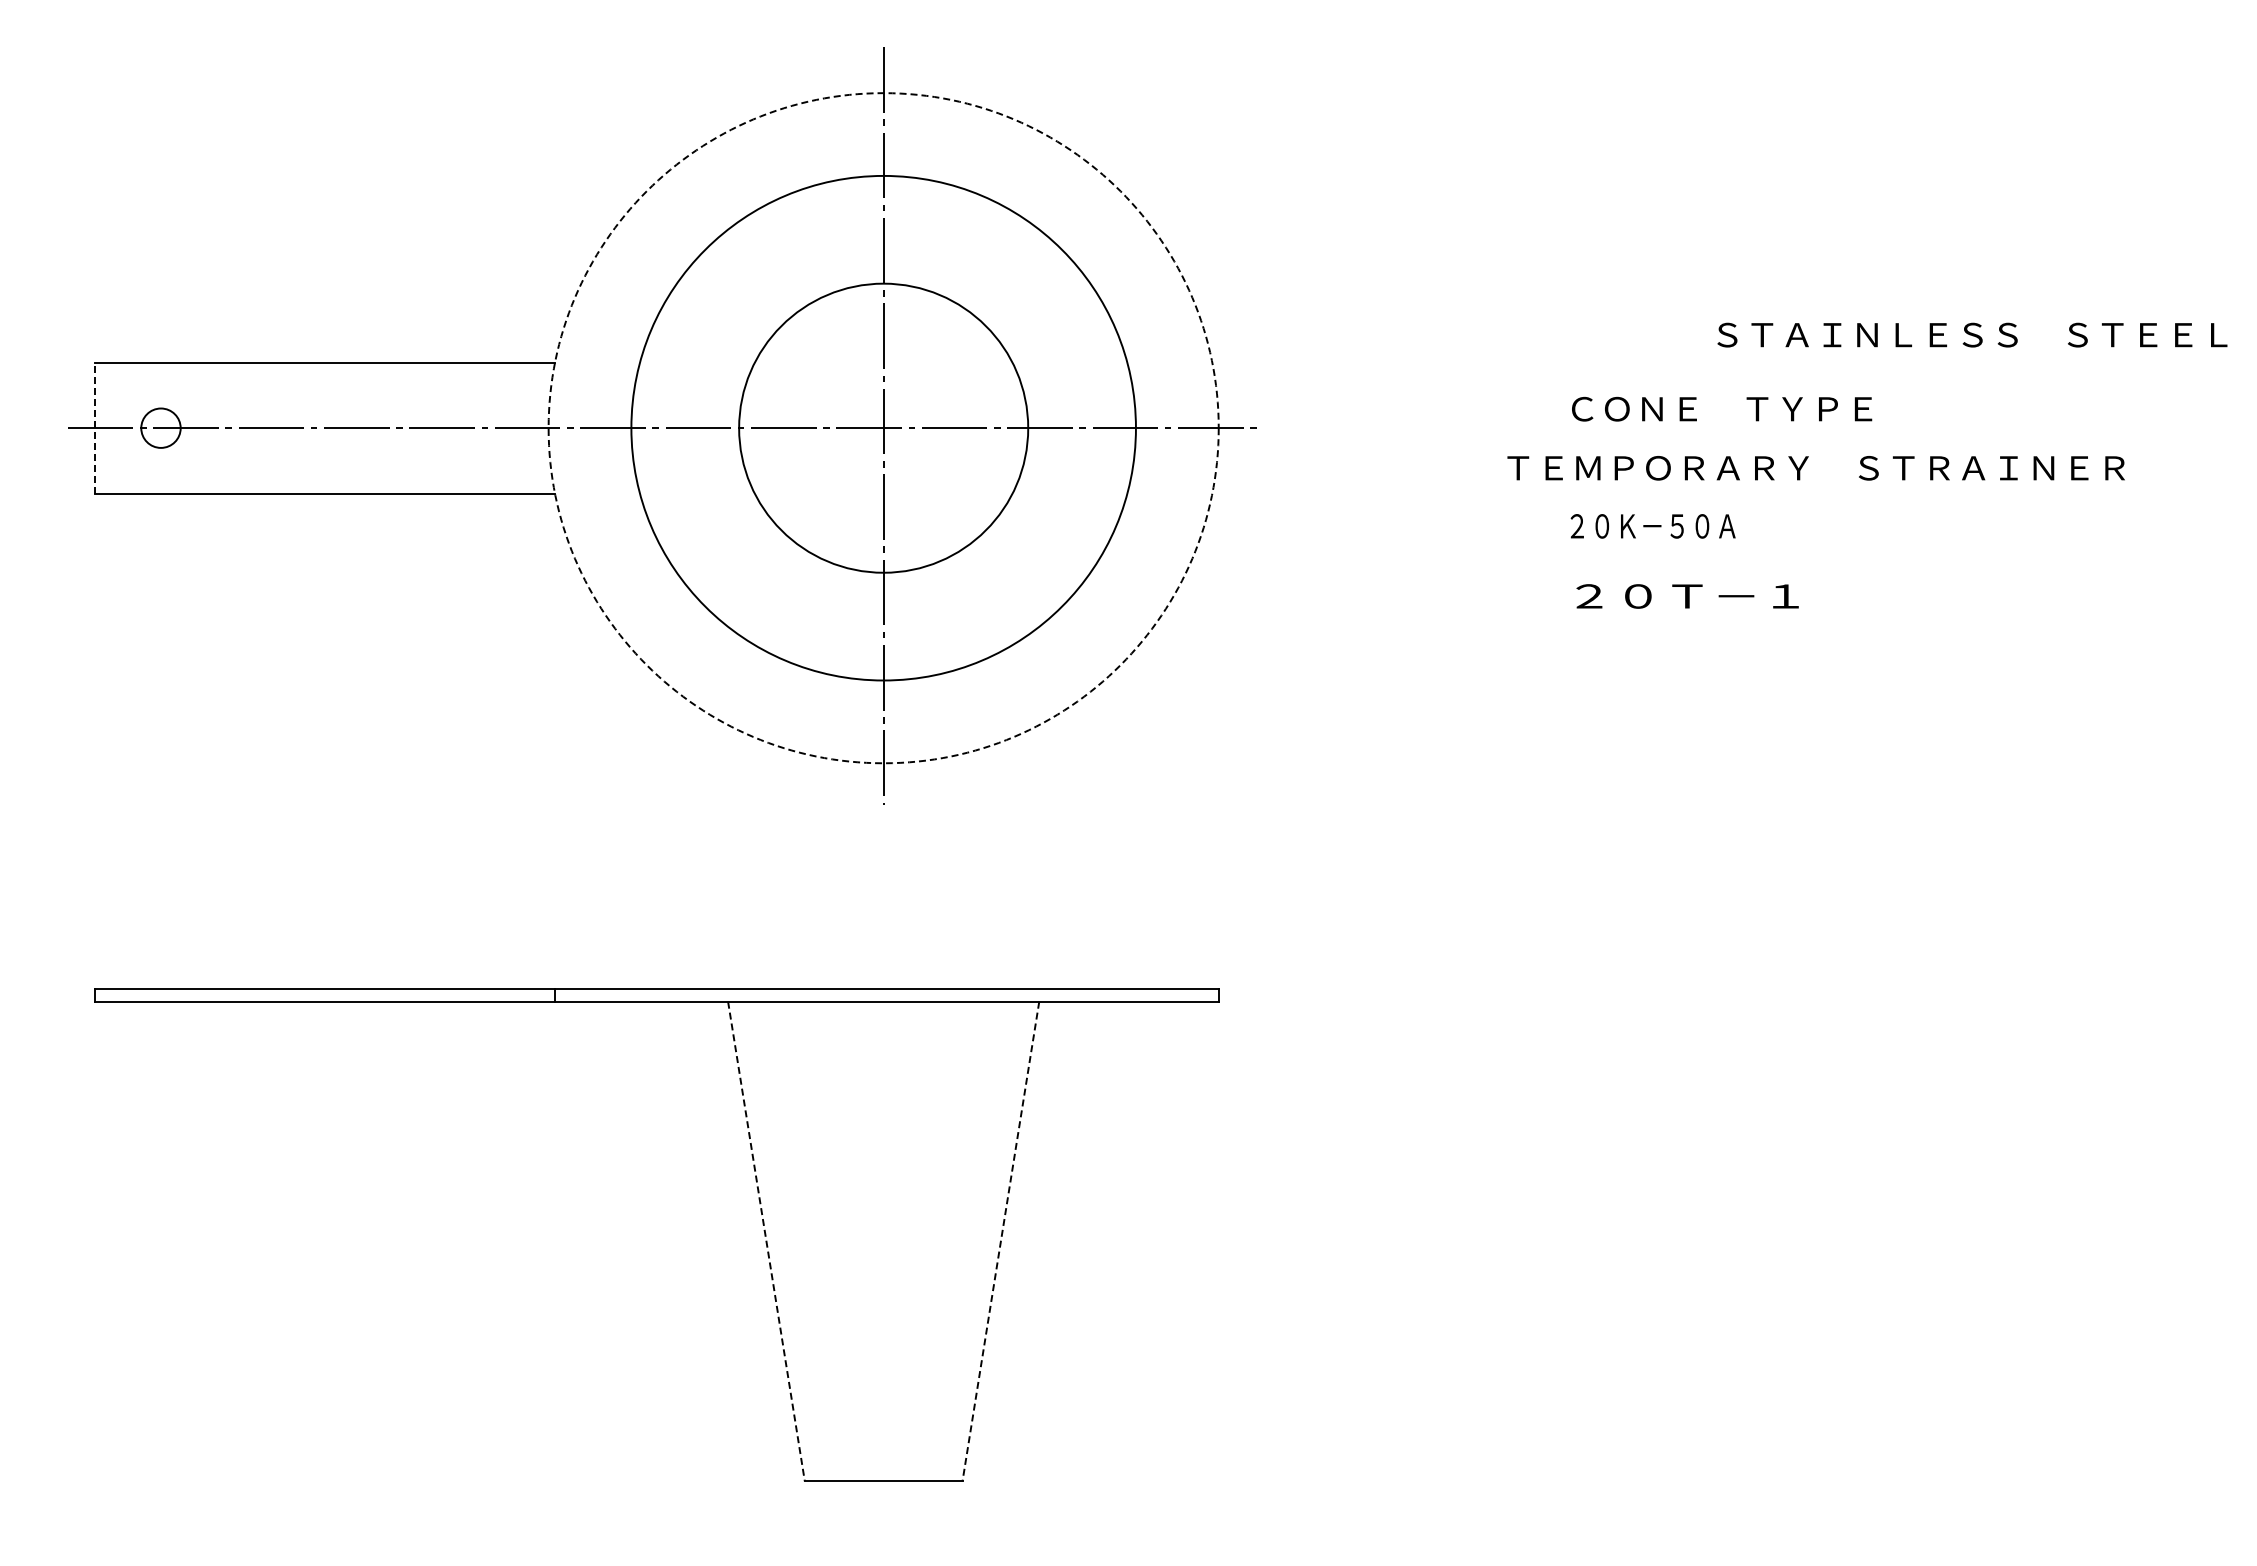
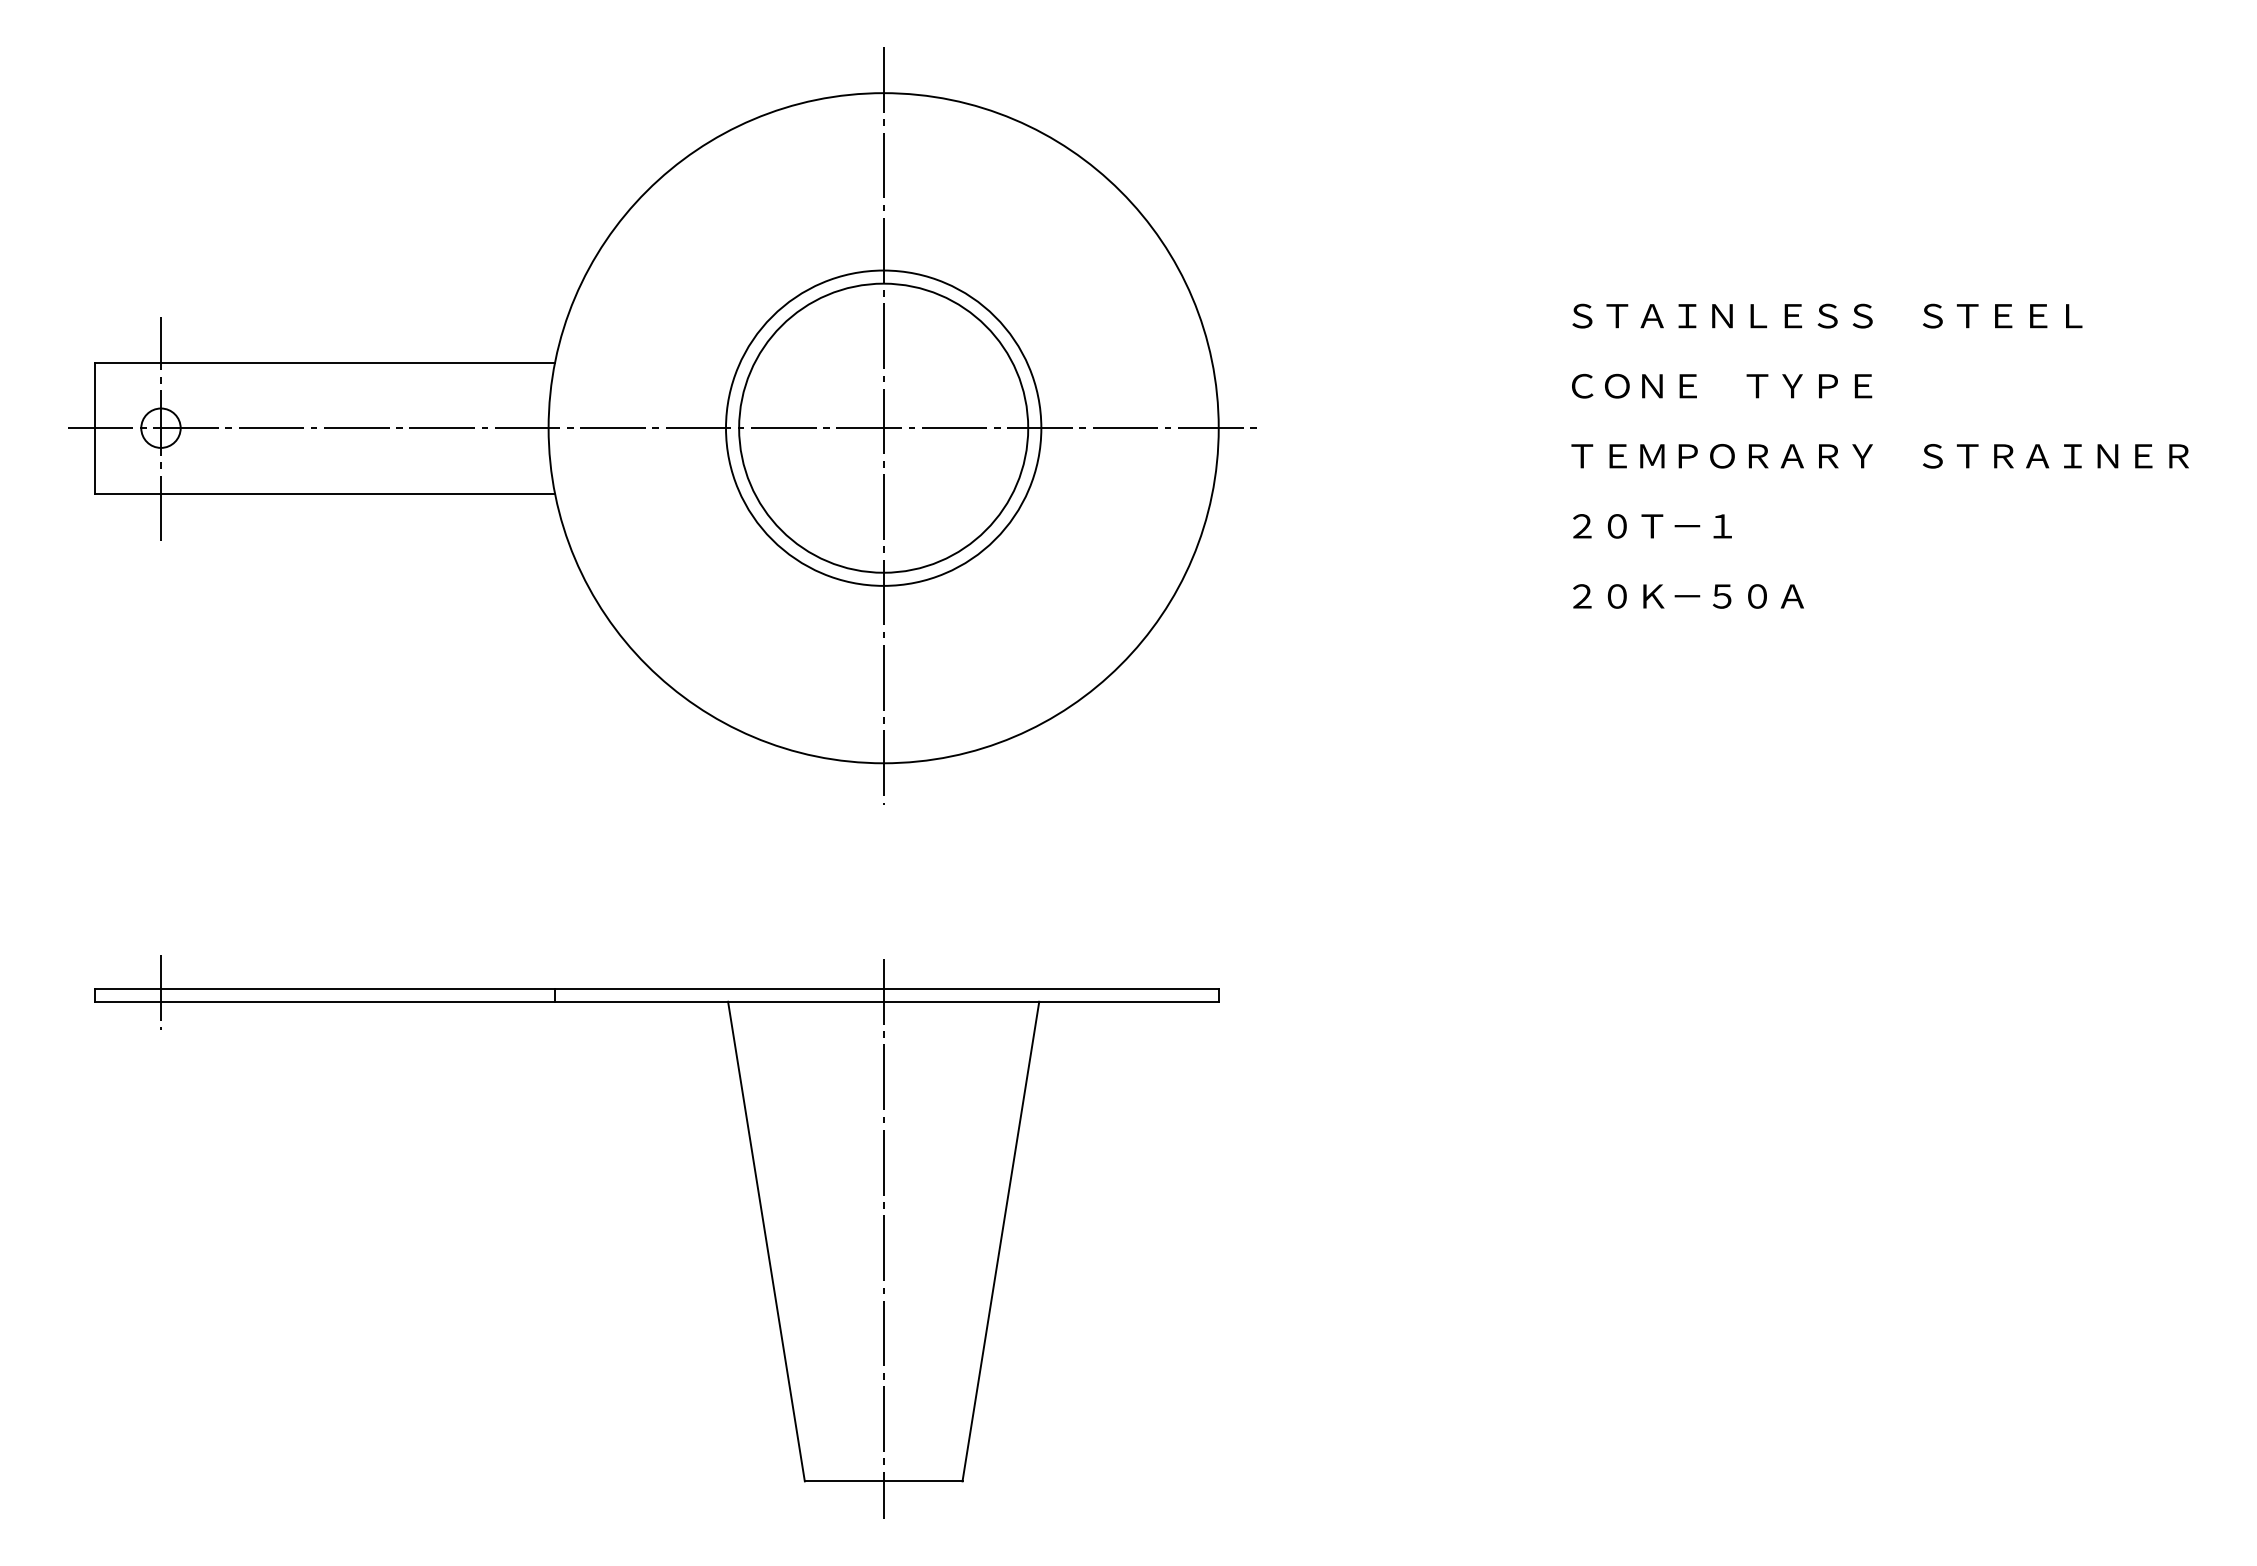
text position: (1972, 334) -> (1827, 315) (1827, 315)
text position: (1722, 408) -> (1722, 385) (1722, 385)
circle diameter: 505 px -> 315 px (883, 427)
line: dashed -> solid (95, 428)
line: none -> present (161, 428)
circle: dashed -> solid (883, 428)
text position: (1815, 468) -> (1879, 456) (1879, 456)
text: ２０Ｋ－５０Ａ -> ２０Ｔ－１ (1652, 526)
text: ２０Ｔ－１ -> ２０Ｋ－５０Ａ (1688, 596)
line: none -> present (161, 992)
line: none -> present (883, 1238)
line: dashed -> solid (766, 1241)
line: dashed -> solid (1000, 1241)
